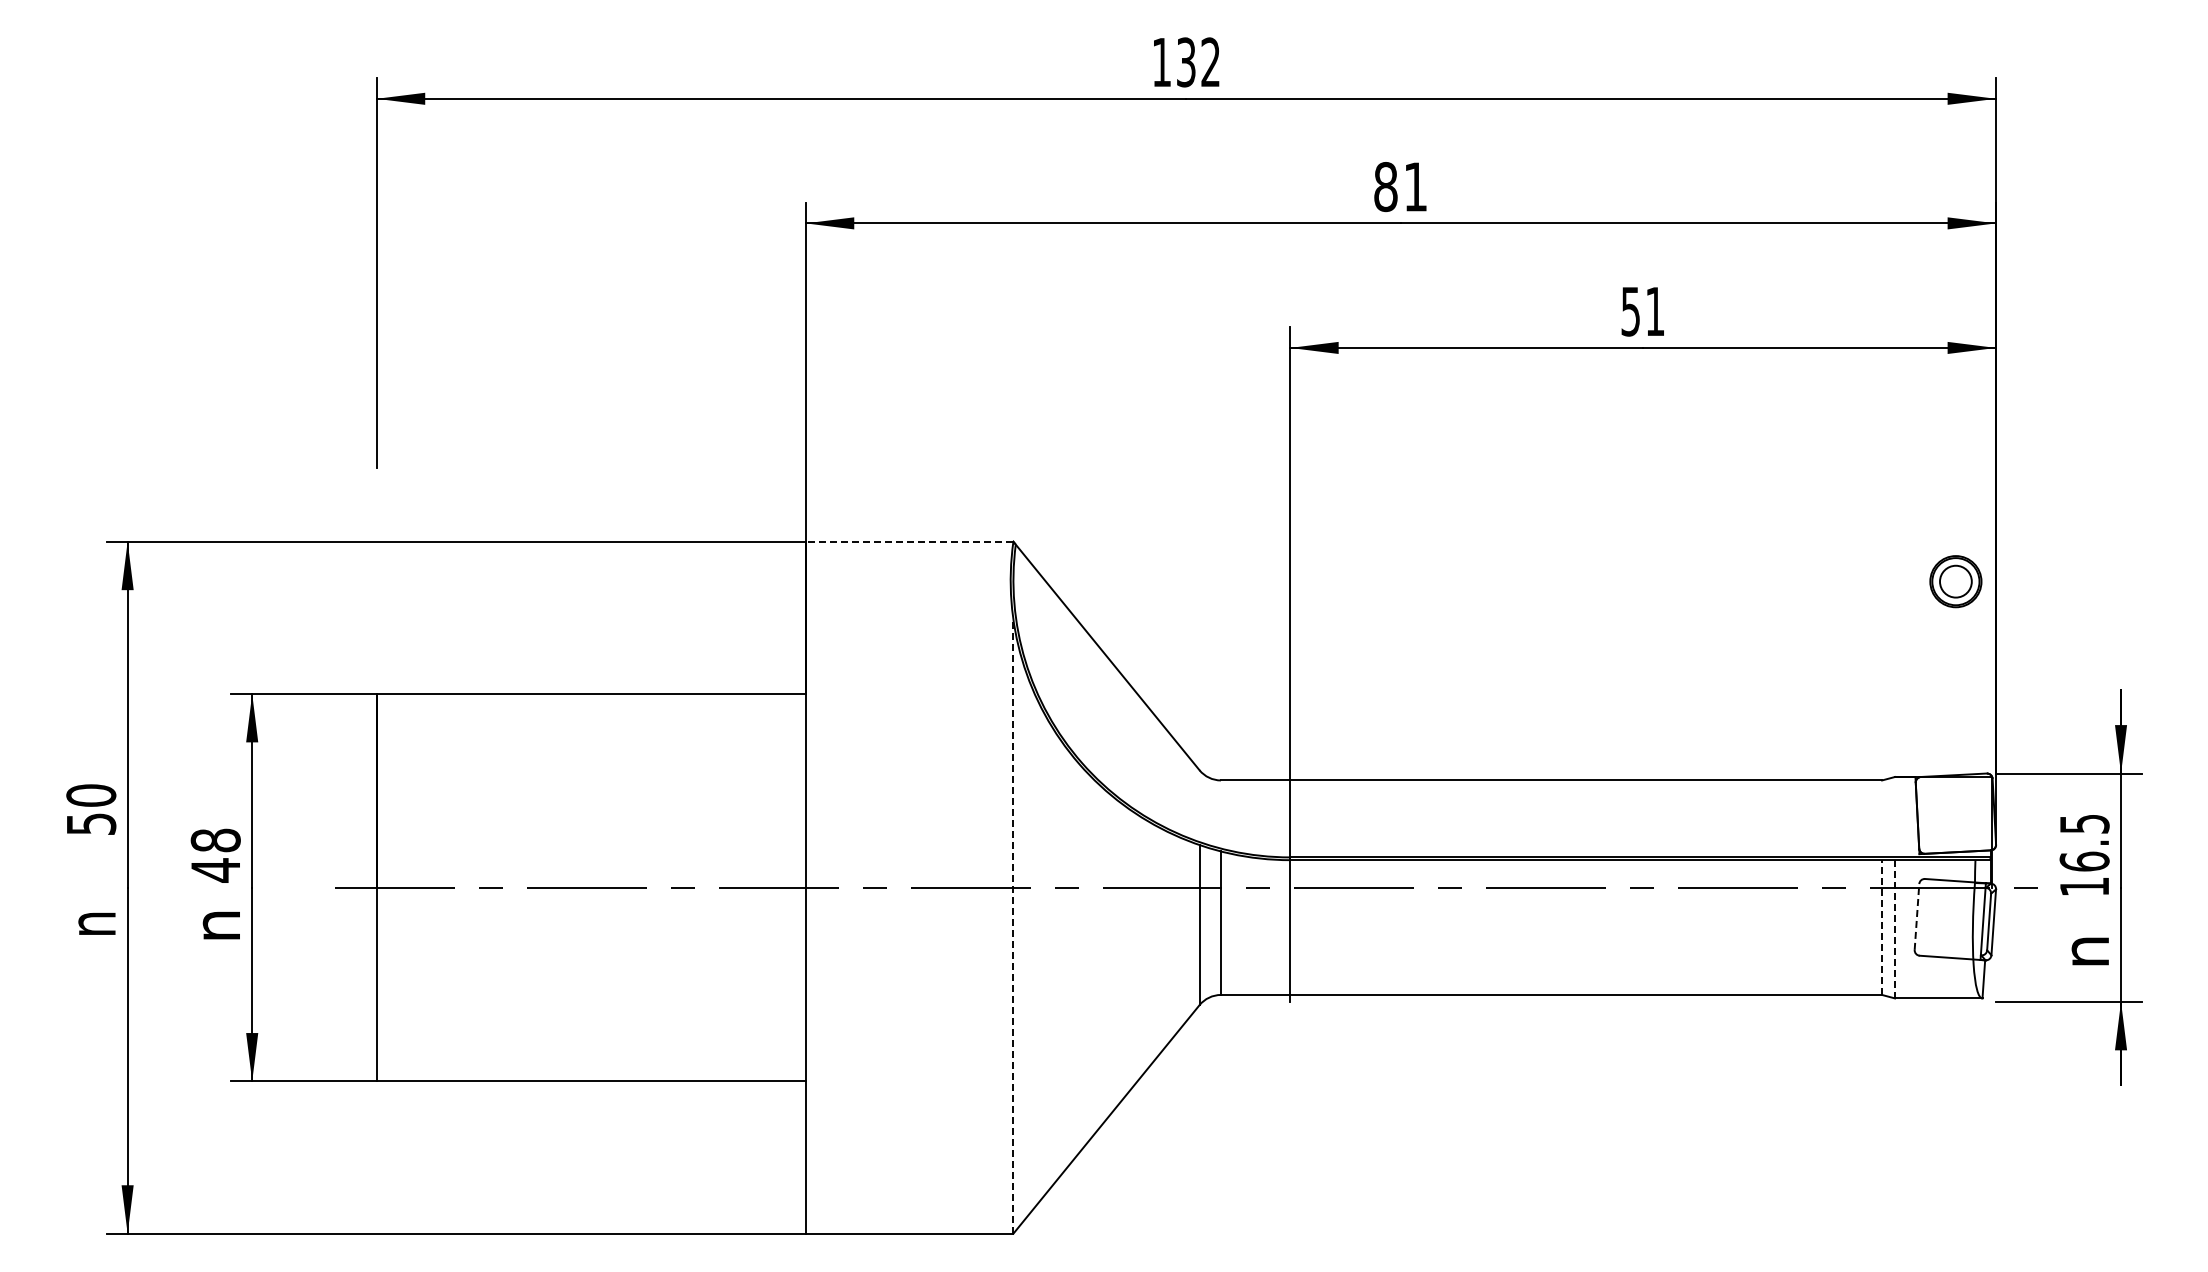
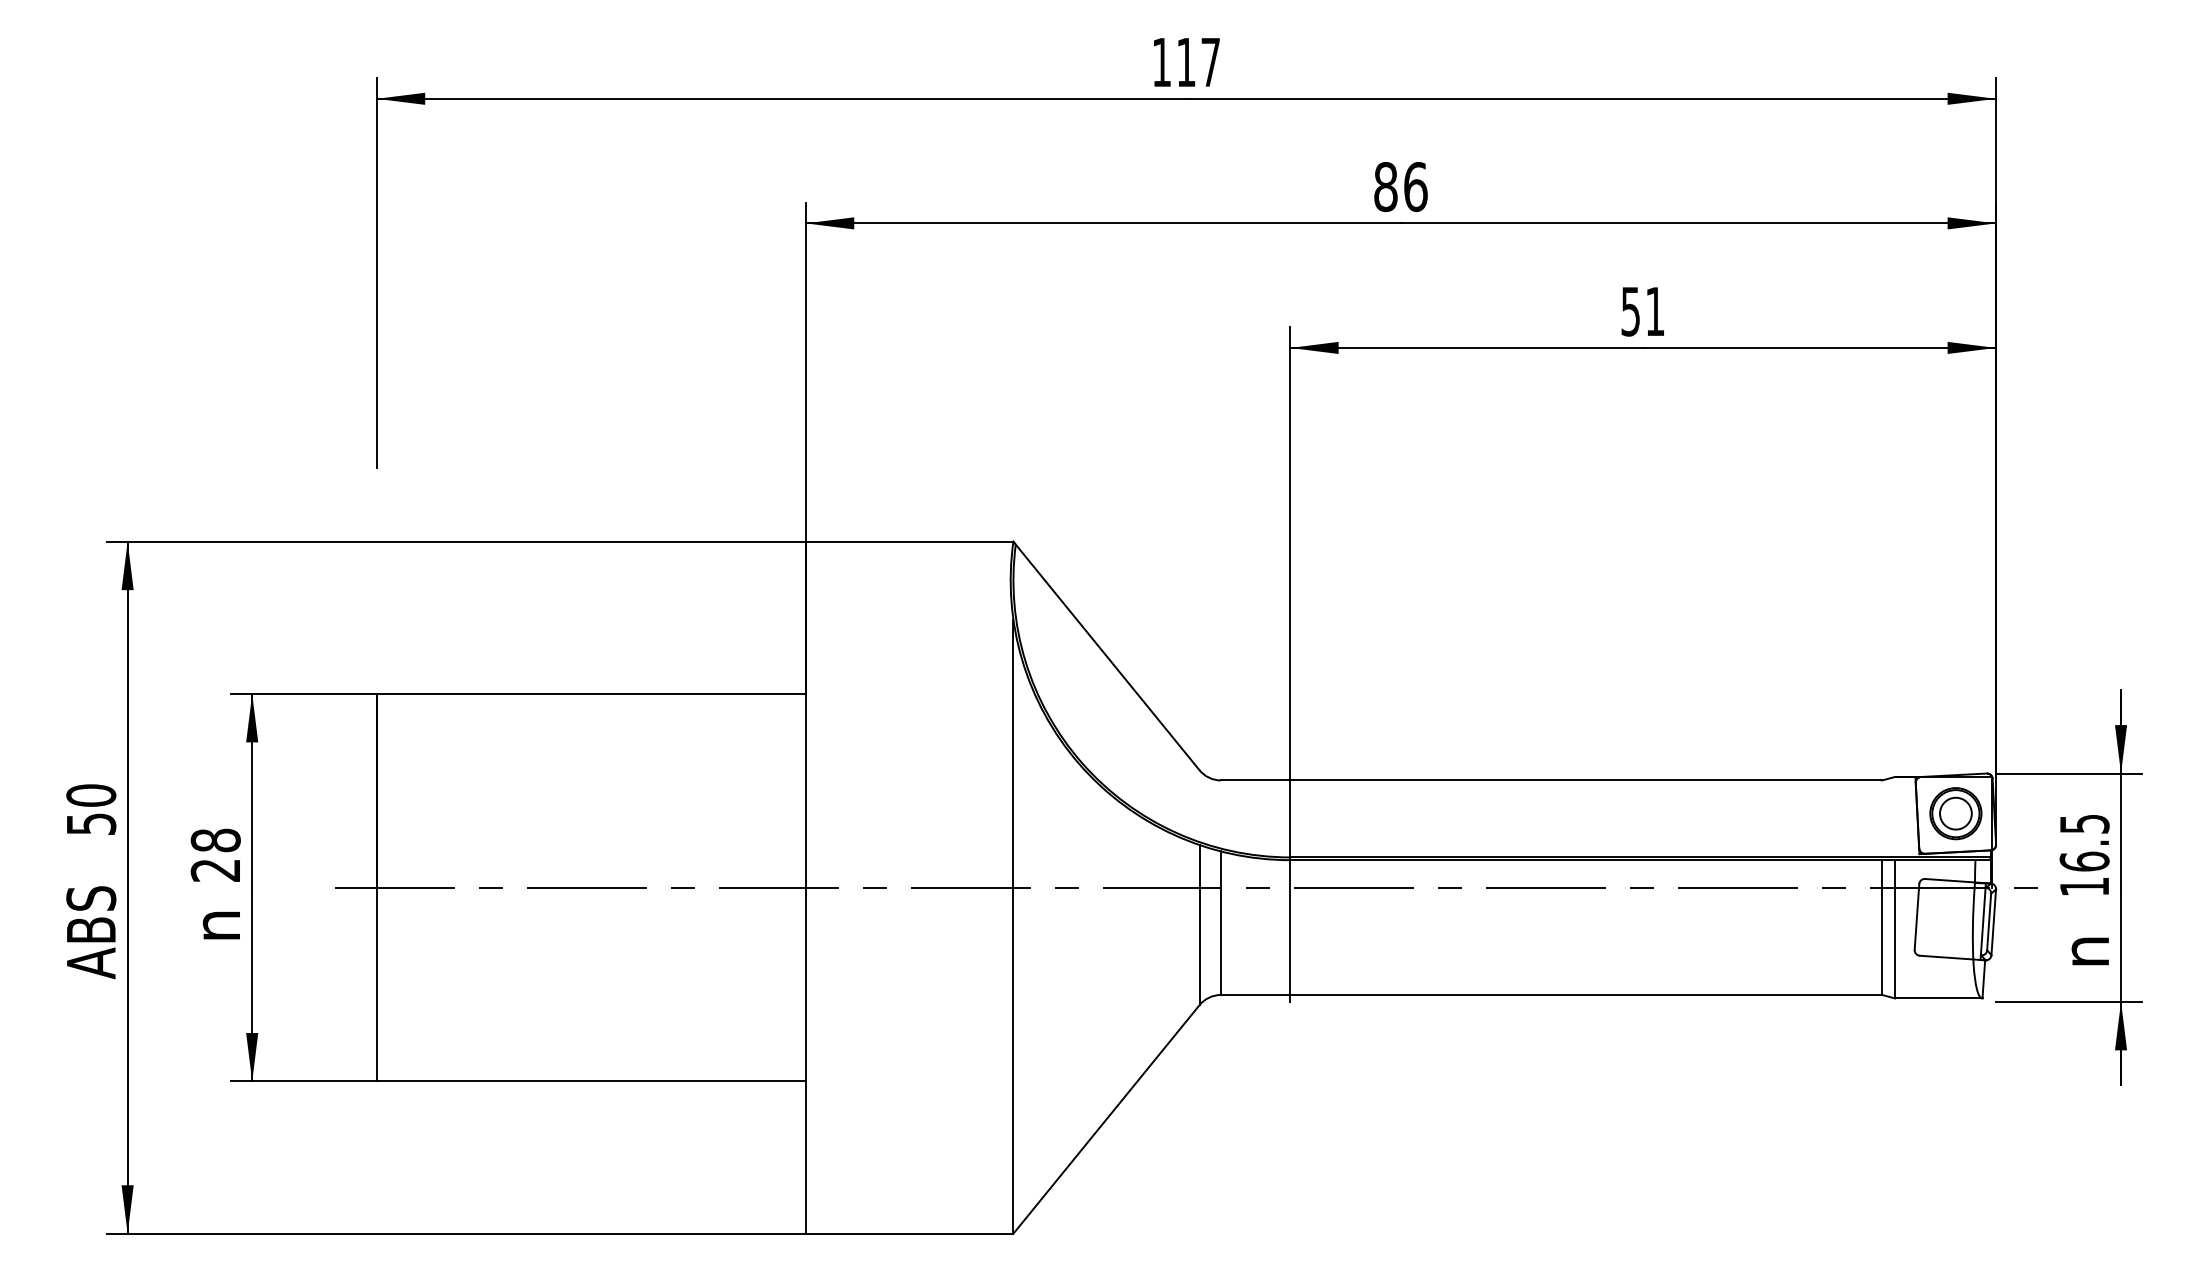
text: 132 -> 117 (1198, 62)
text: 81 -> 86 (1415, 187)
line: dashed -> solid (909, 541)
part position: (1955, 581) -> (1955, 813) (1955, 813)
text: 48 -> 28 (214, 870)
line: dashed -> solid (1916, 916)
line: dashed -> solid (1013, 926)
line: dashed -> solid (1882, 927)
line: dashed -> solid (1895, 929)
text: n -> ABS (91, 932)
